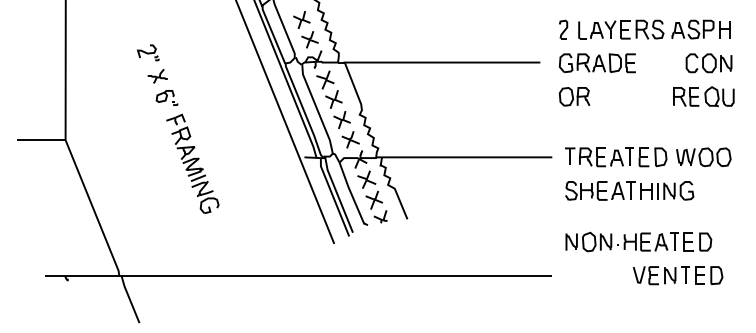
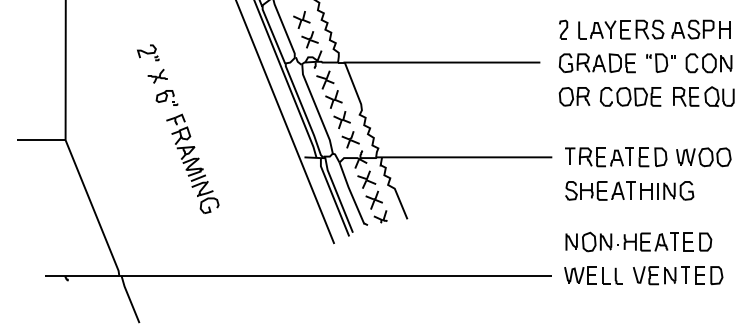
part: none -> present (660, 62)
part: none -> present (630, 96)
part: none -> present (593, 275)
